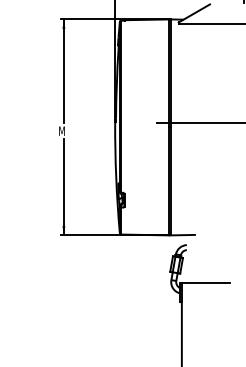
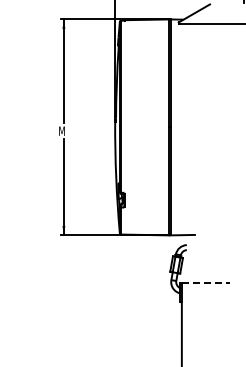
line: present -> none (199, 122)
line: solid -> dashed (206, 283)
